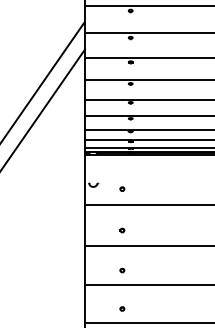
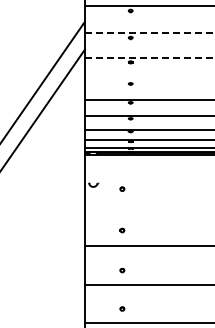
line: solid -> dashed (150, 33)
line: solid -> dashed (150, 58)
line: present -> none (148, 80)
line: present -> none (148, 205)
